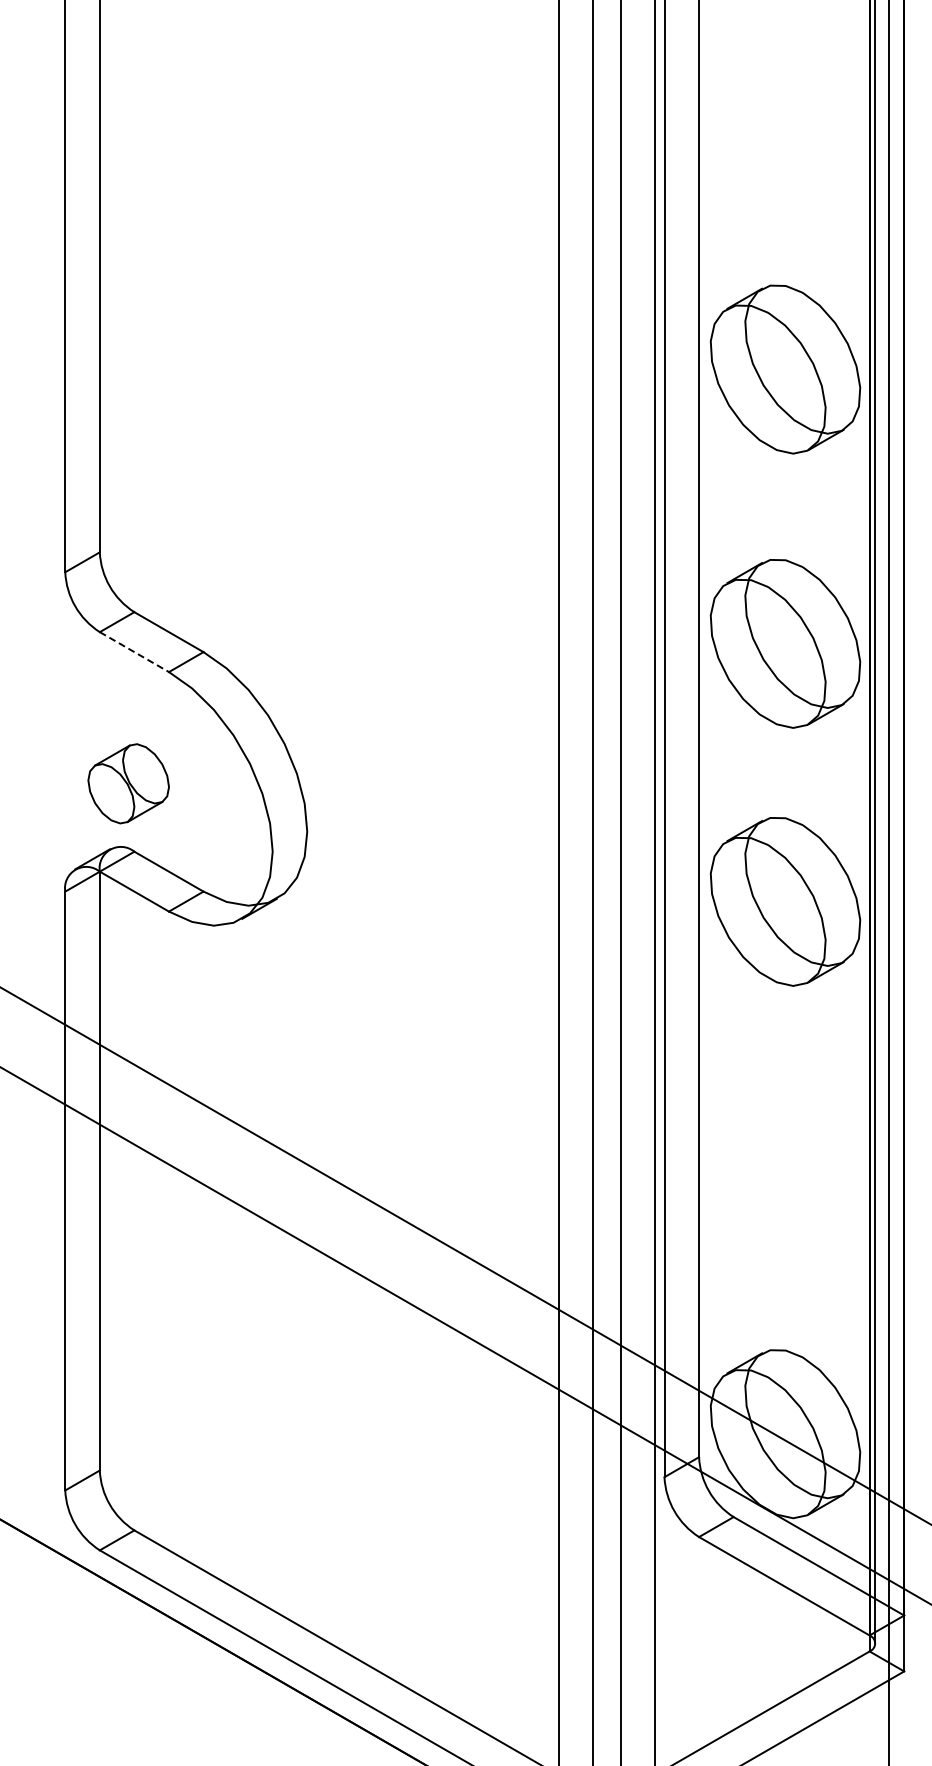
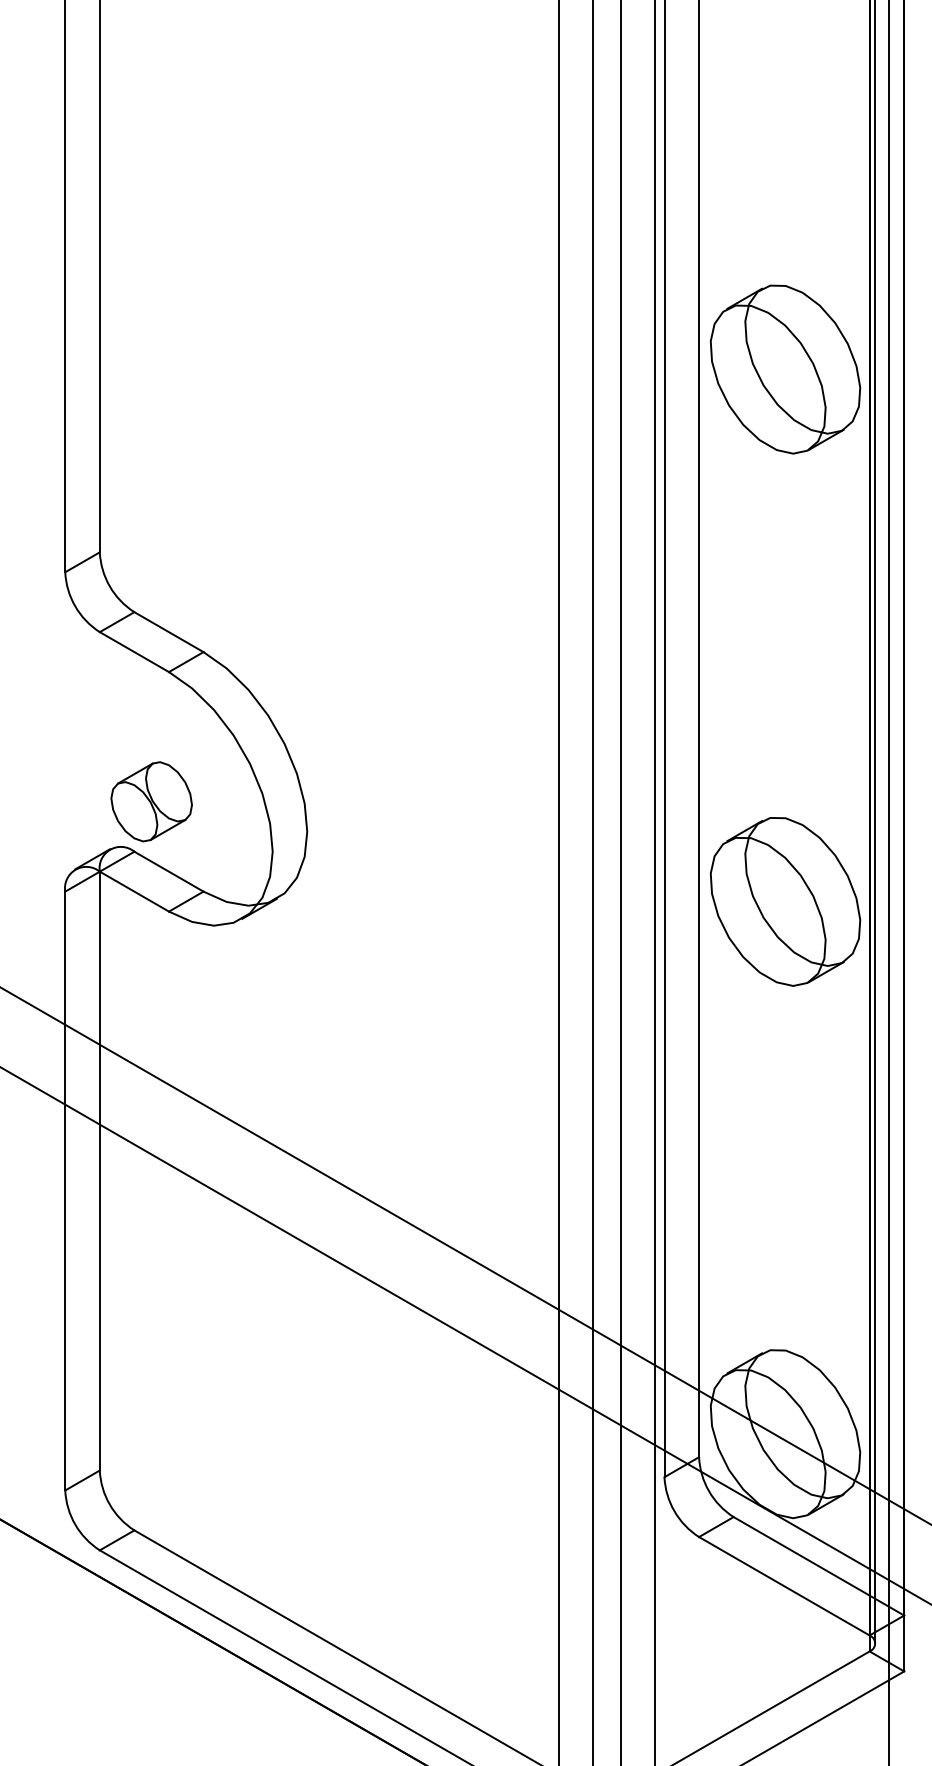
part: present -> none (785, 643)
line: dashed -> solid (134, 652)
part position: (128, 783) -> (151, 801) (151, 801)
